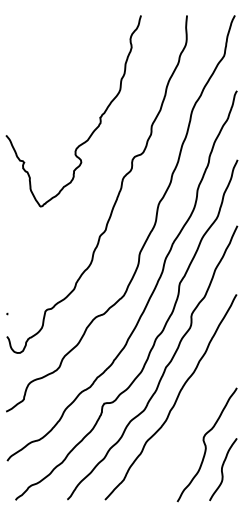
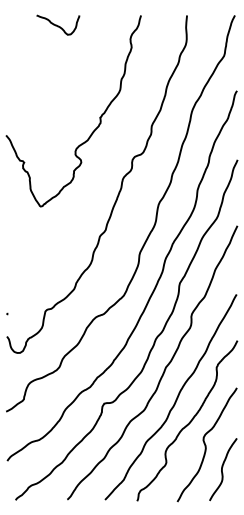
curve: none -> present (58, 25)
curve: none -> present (189, 421)
